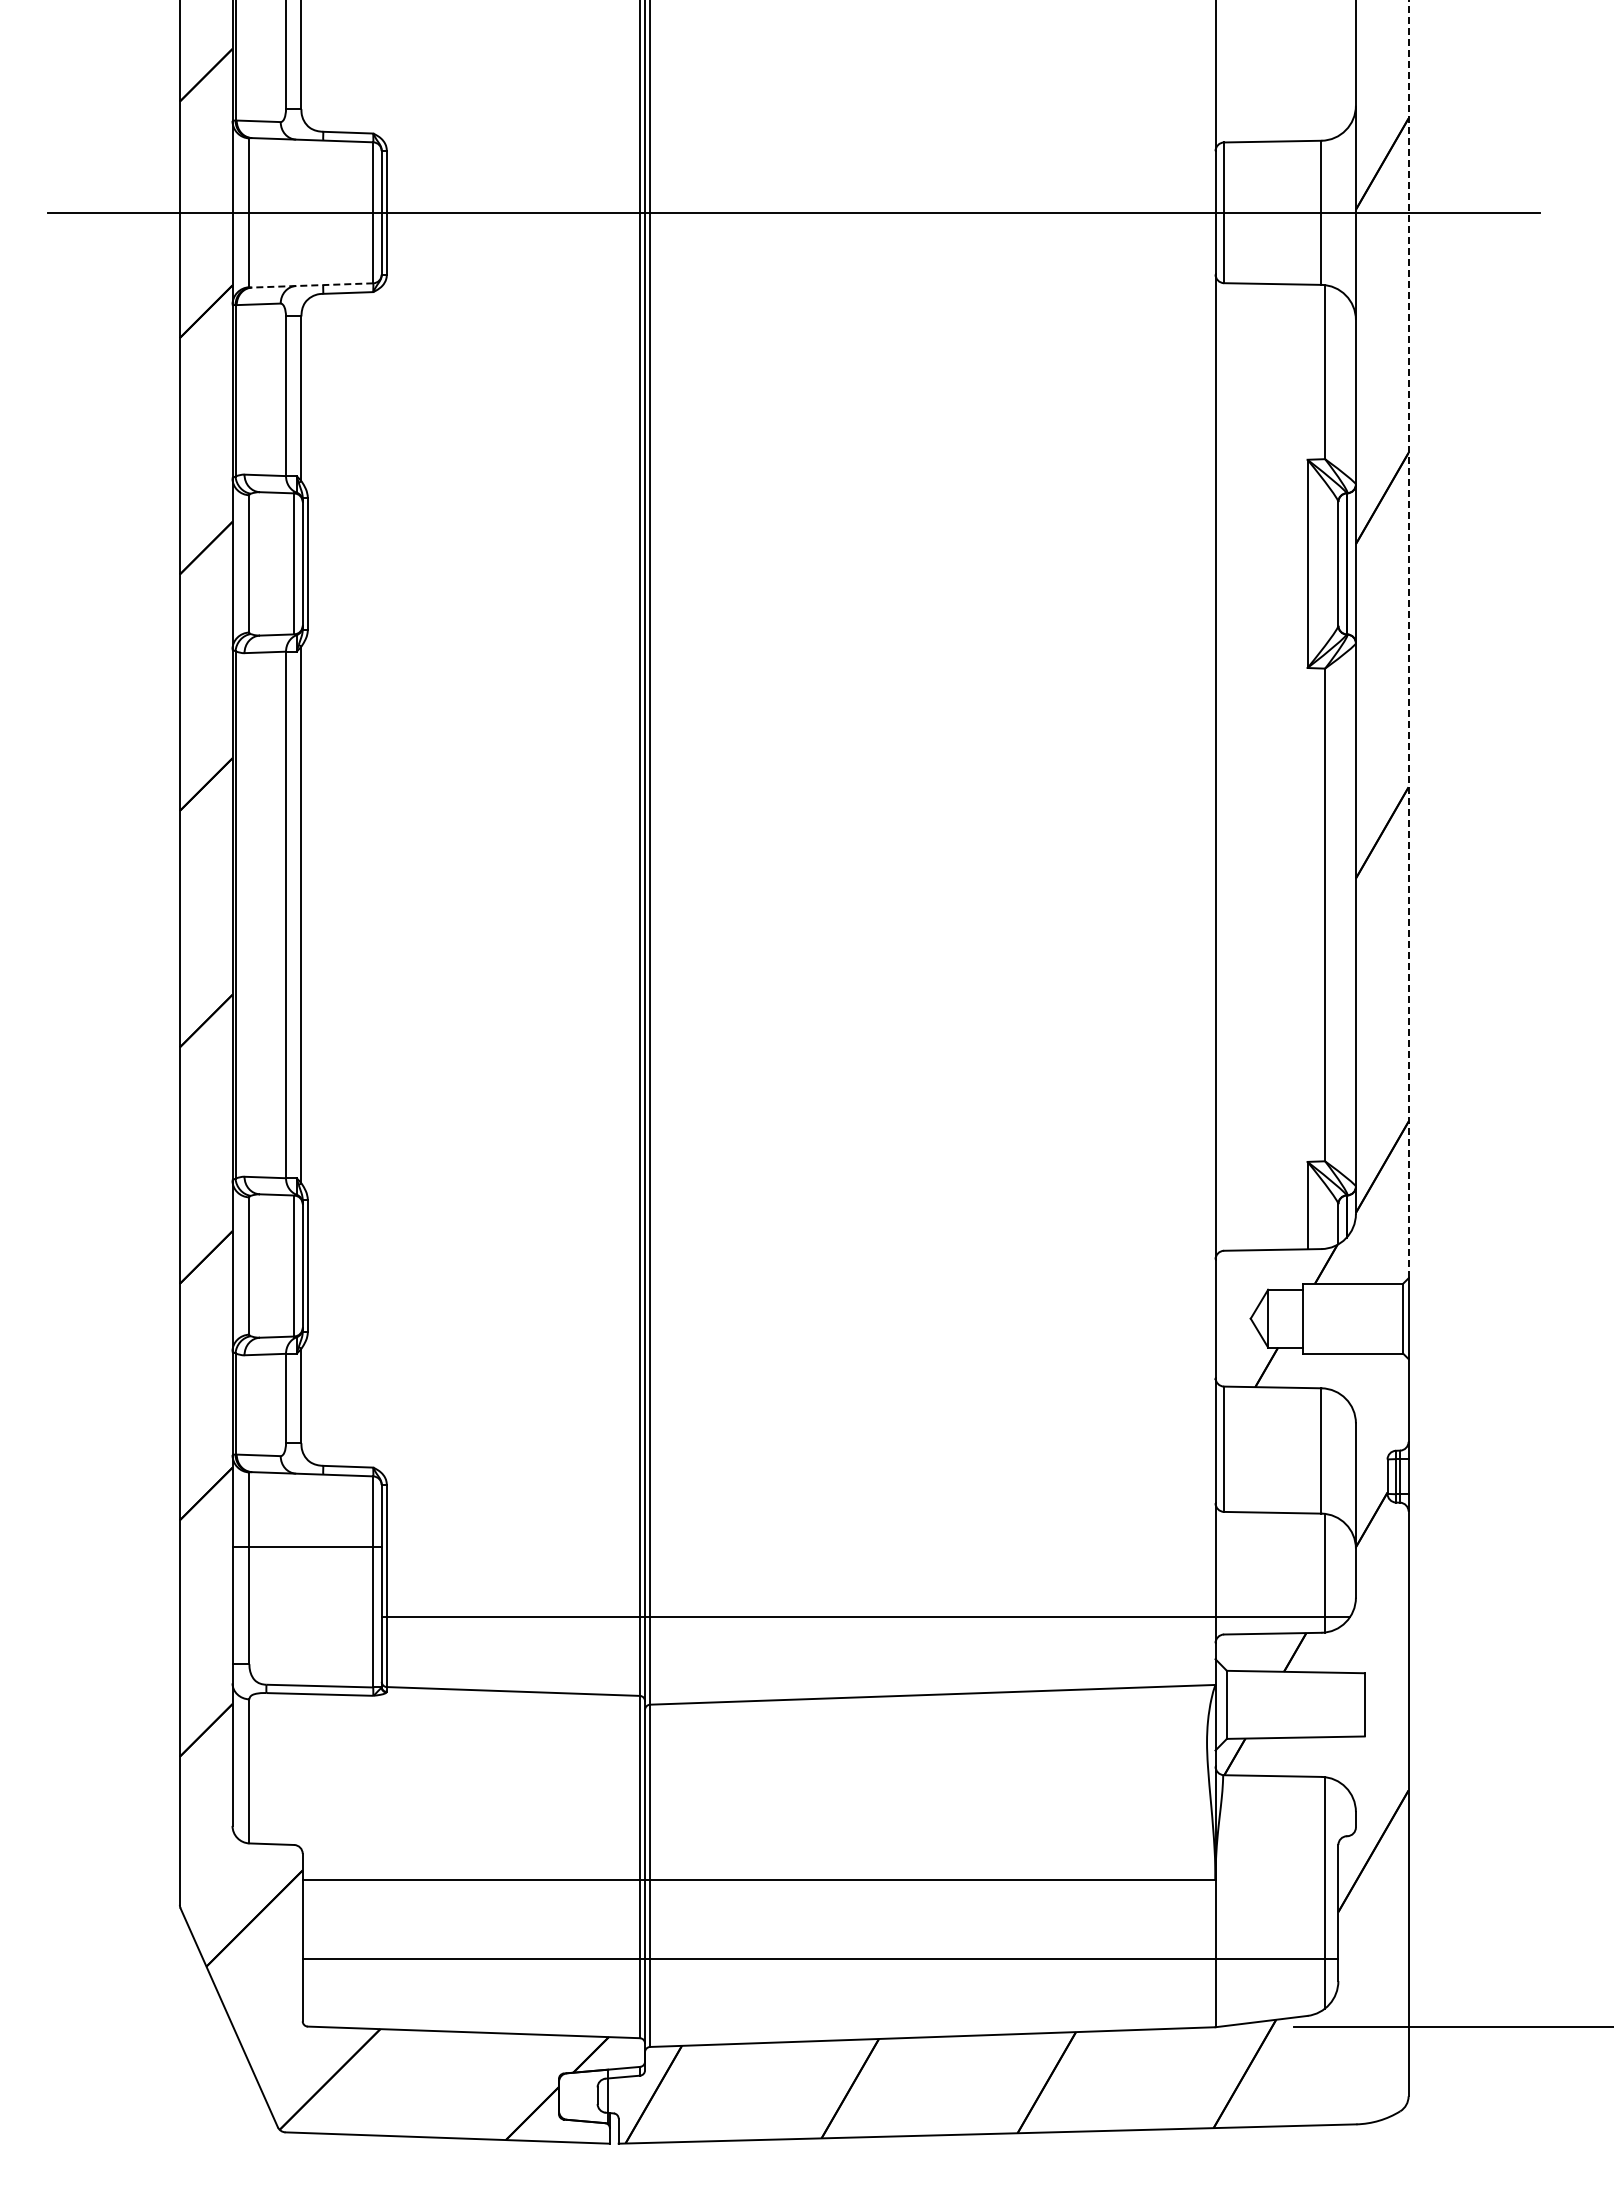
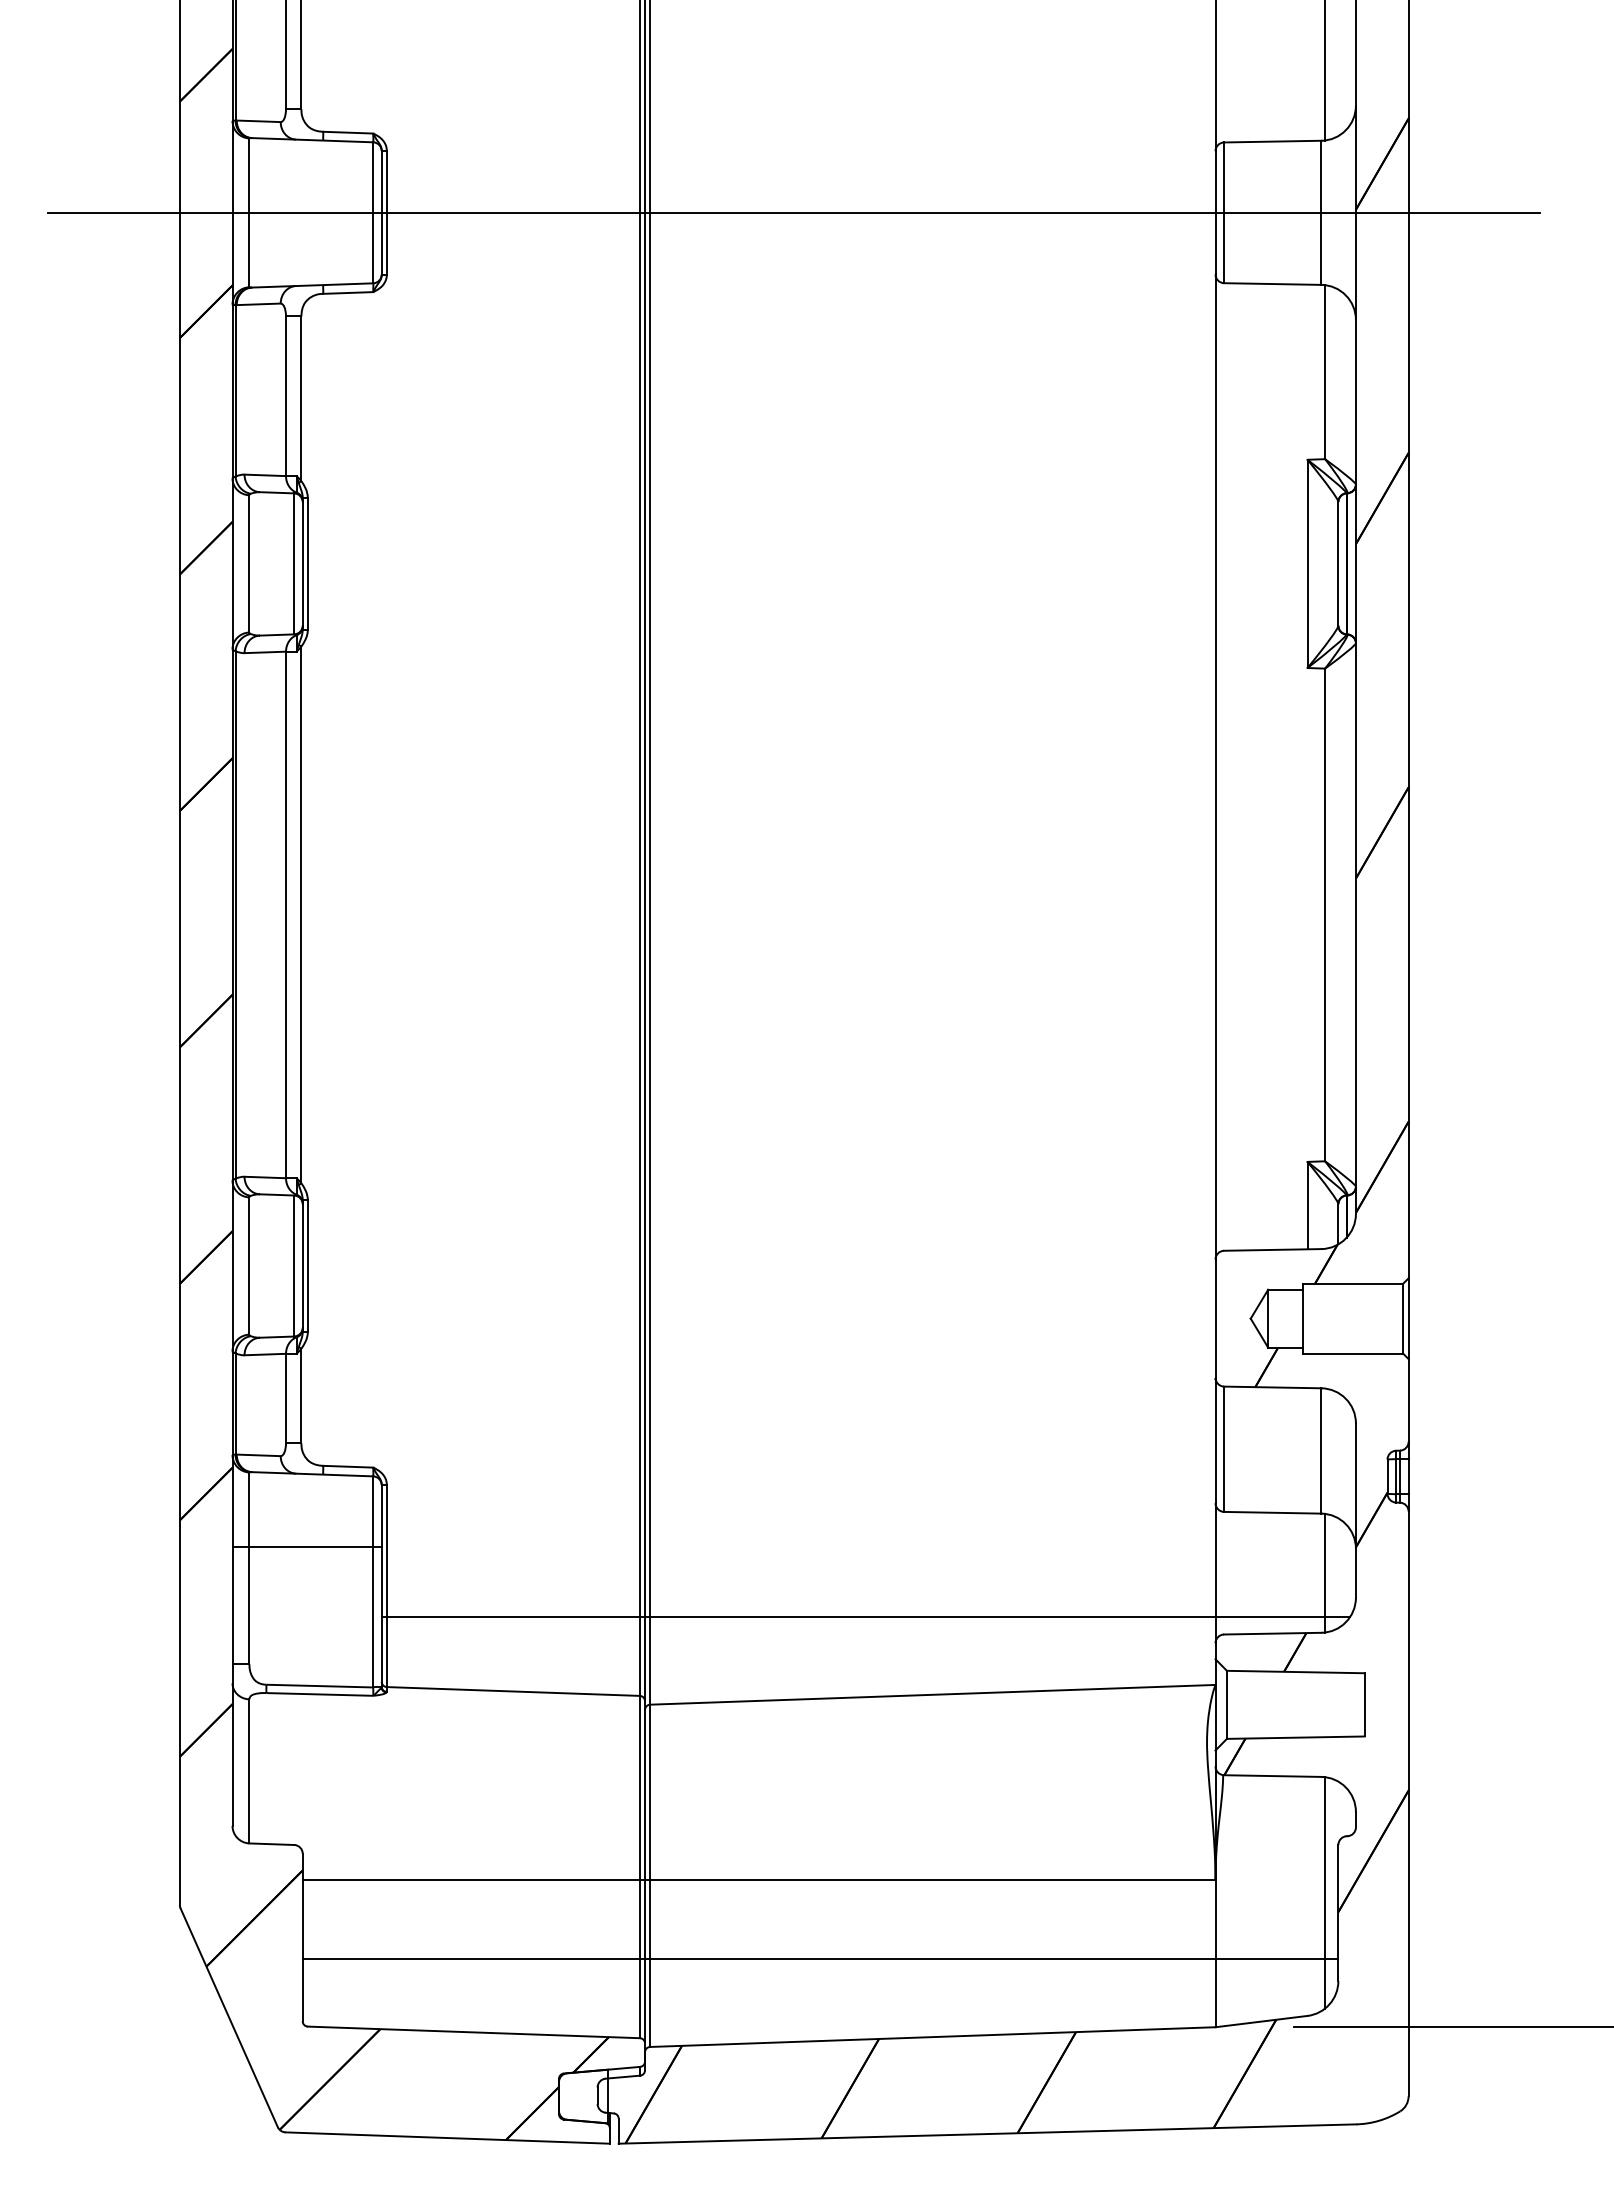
line: none -> present (1325, 71)
line: dashed -> solid (312, 285)
line: dashed -> solid (1408, 639)
